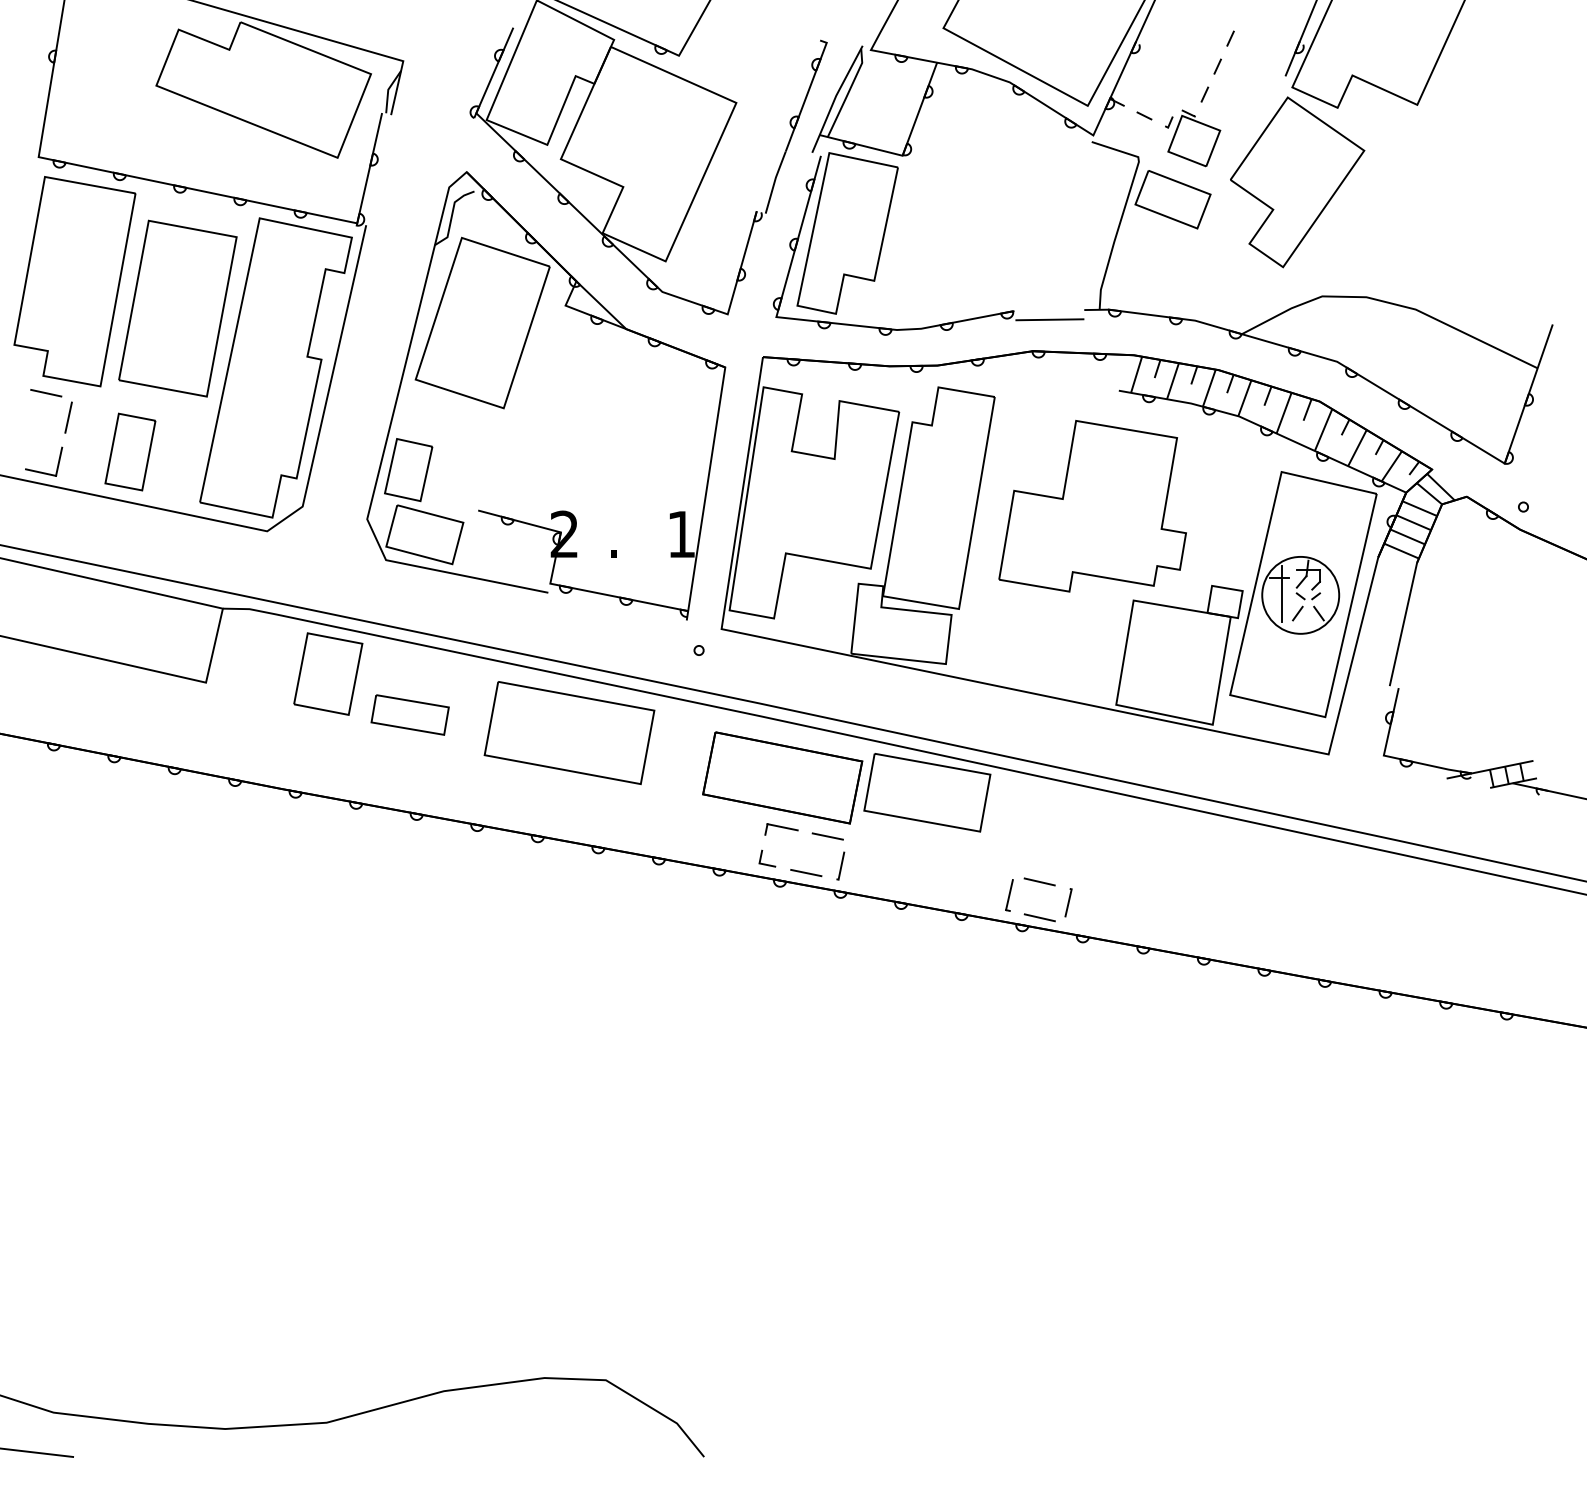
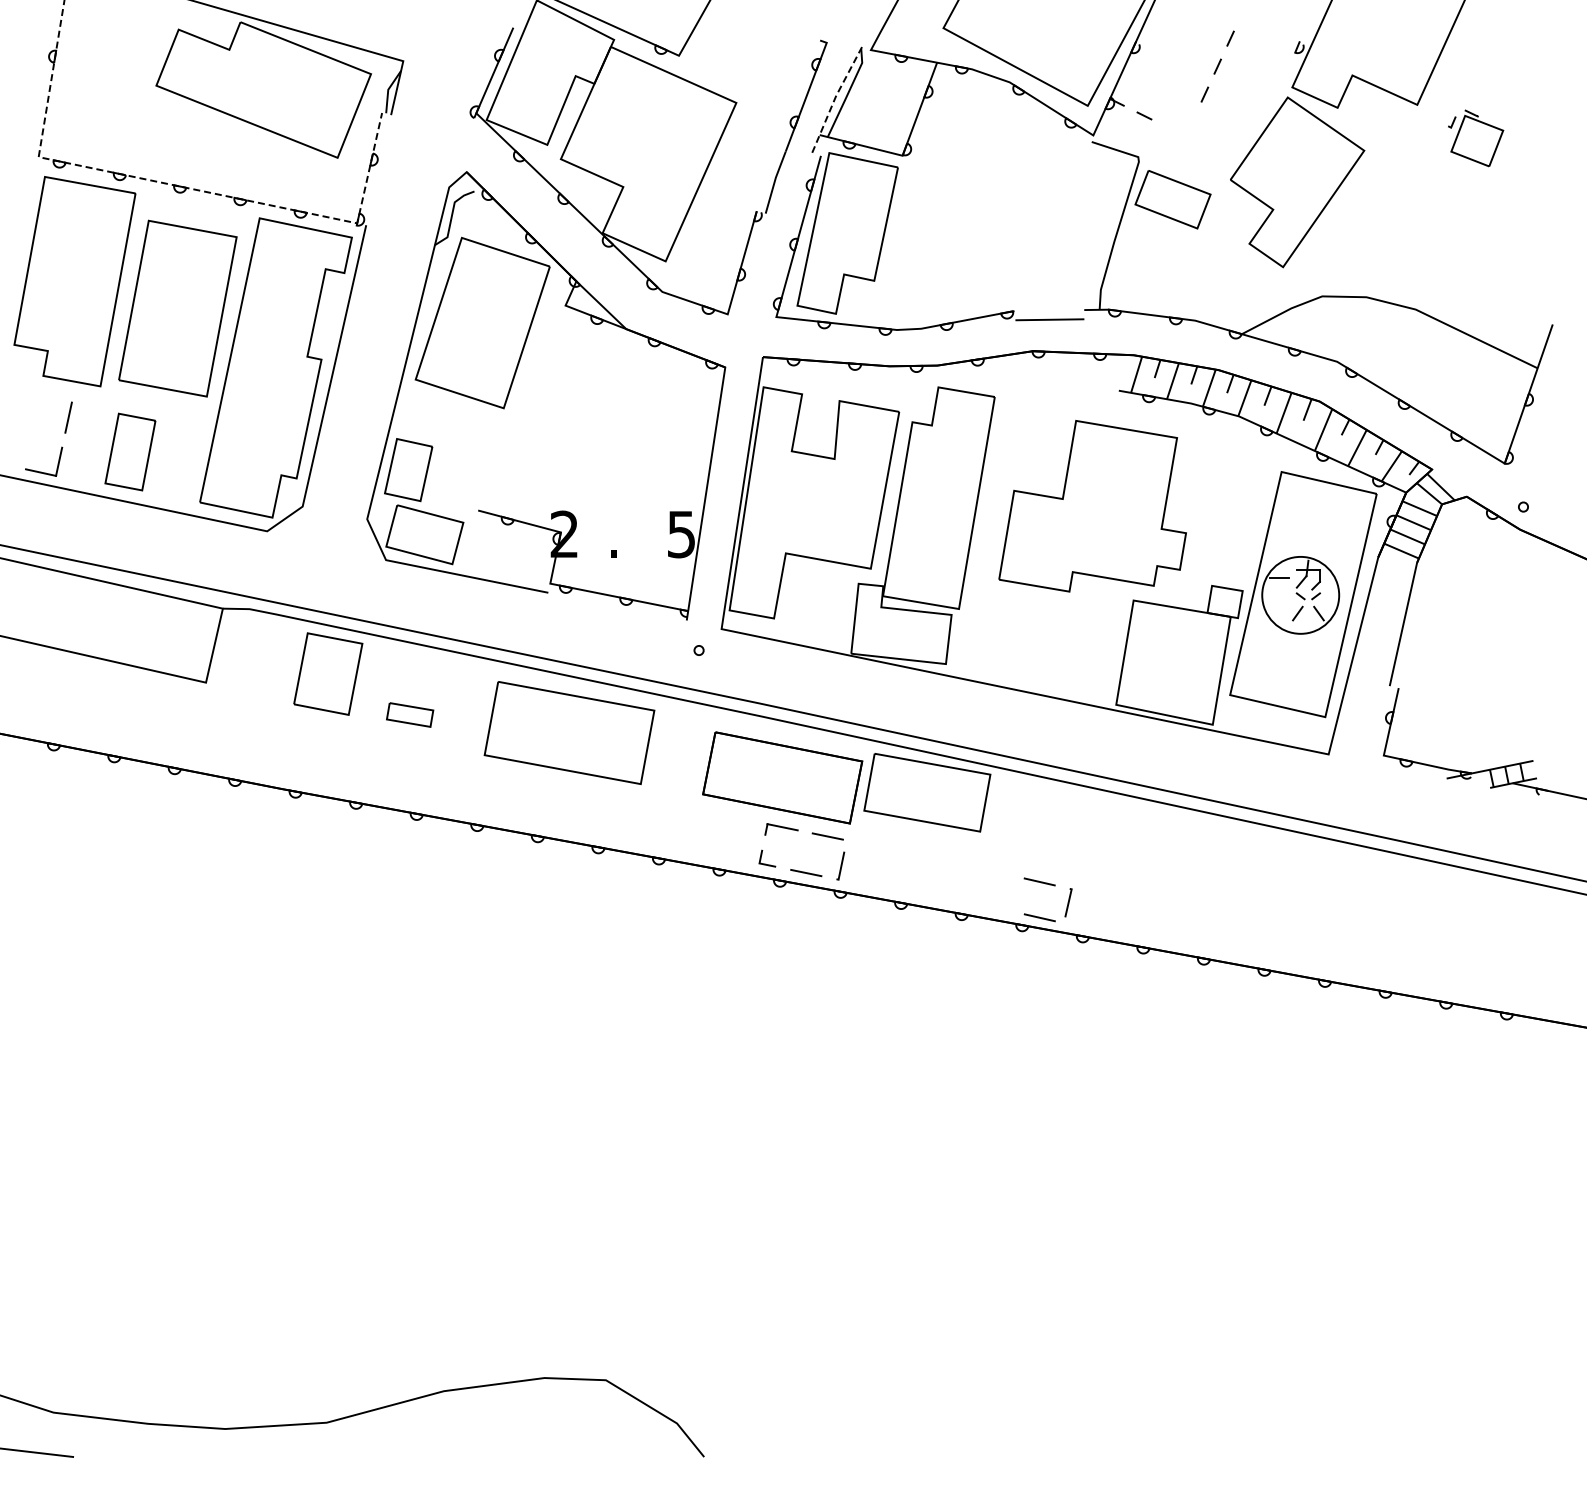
line: present -> none (1300, 38)
line: solid -> dashed (835, 98)
part position: (1193, 138) -> (1476, 138) (1476, 138)
line: solid -> dashed (175, 185)
line: present -> none (46, 392)
text: 1 -> 5 (681, 534)
line: present -> none (1281, 594)
part size: 80x42 px -> 49x26 px (410, 714)
part: present -> none (1009, 895)
